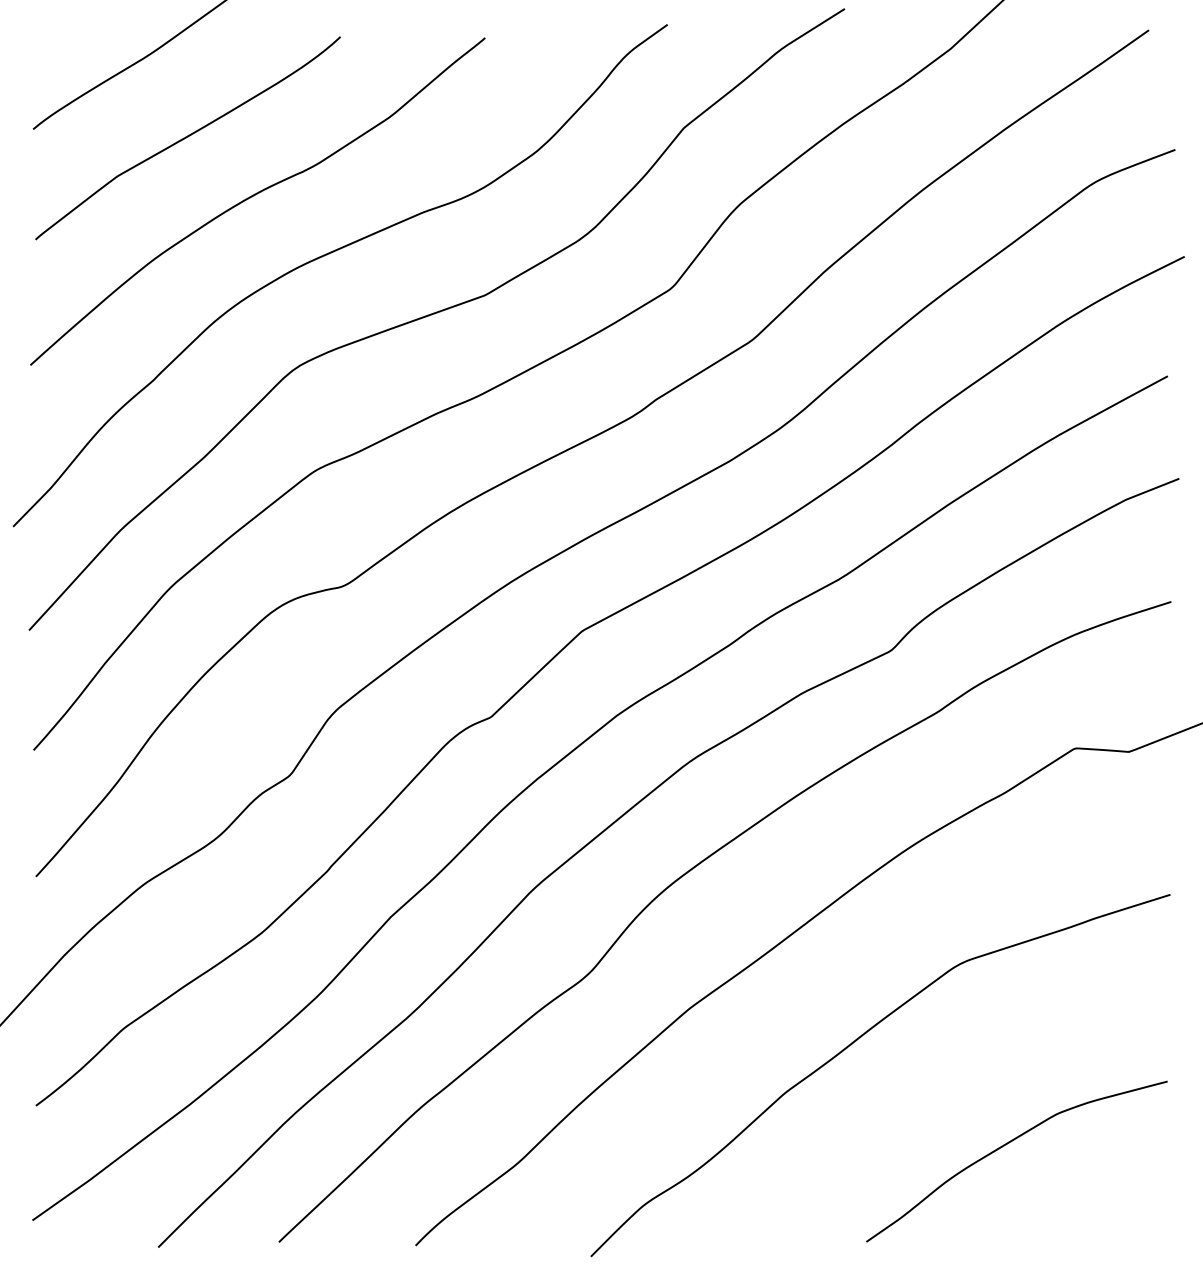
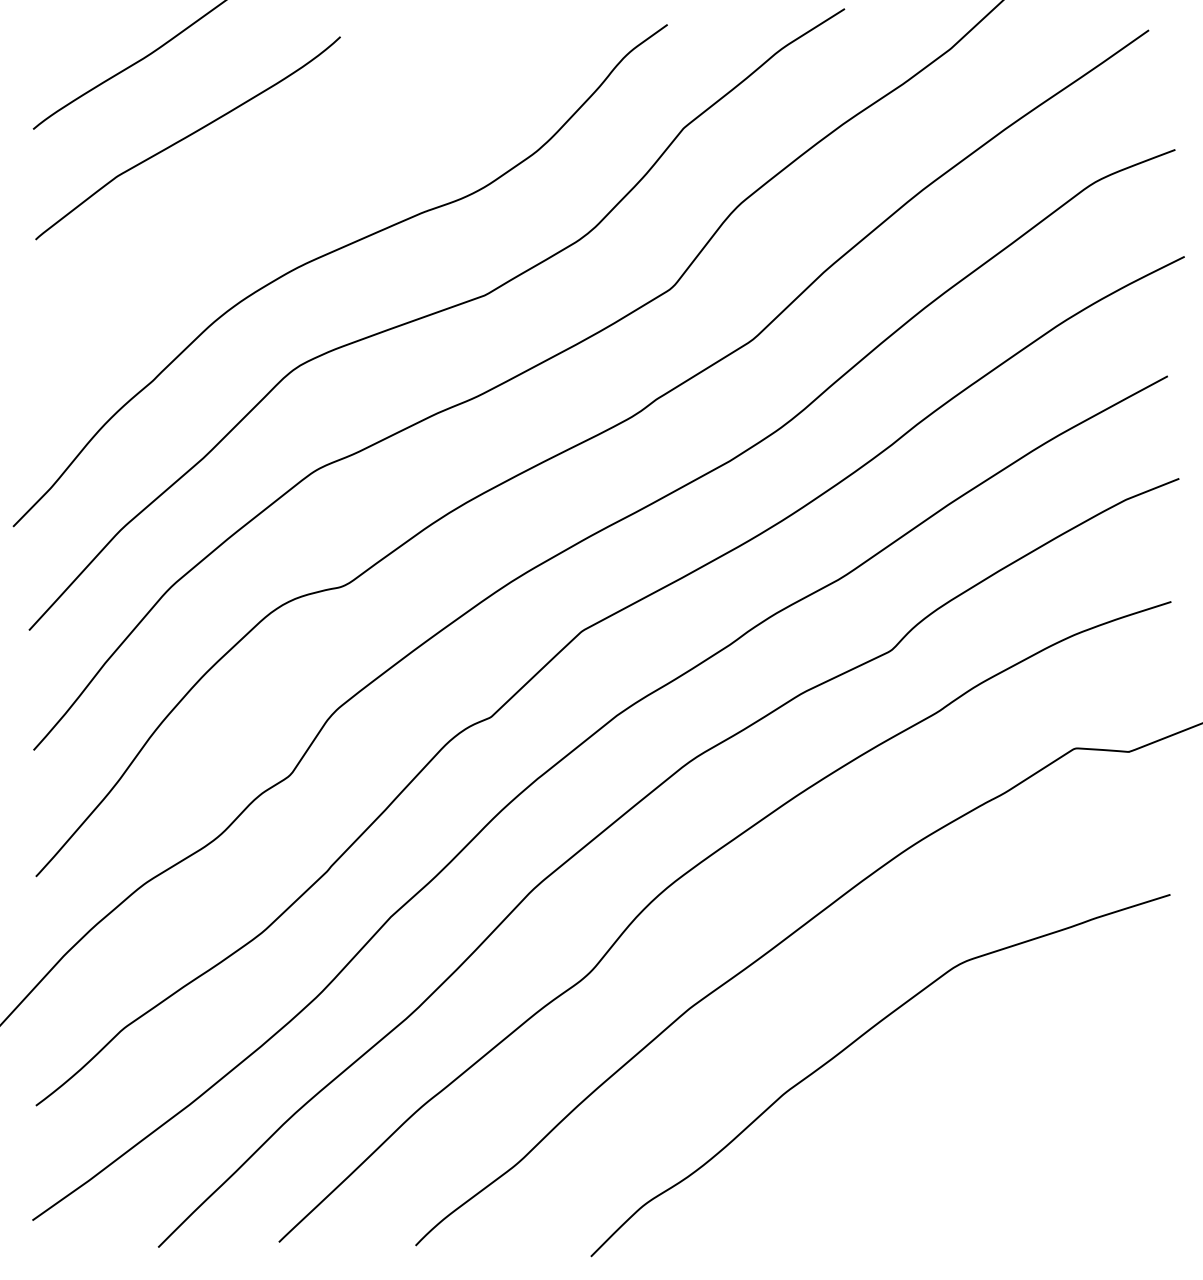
curve: present -> none (255, 195)
curve: present -> none (1006, 1145)
